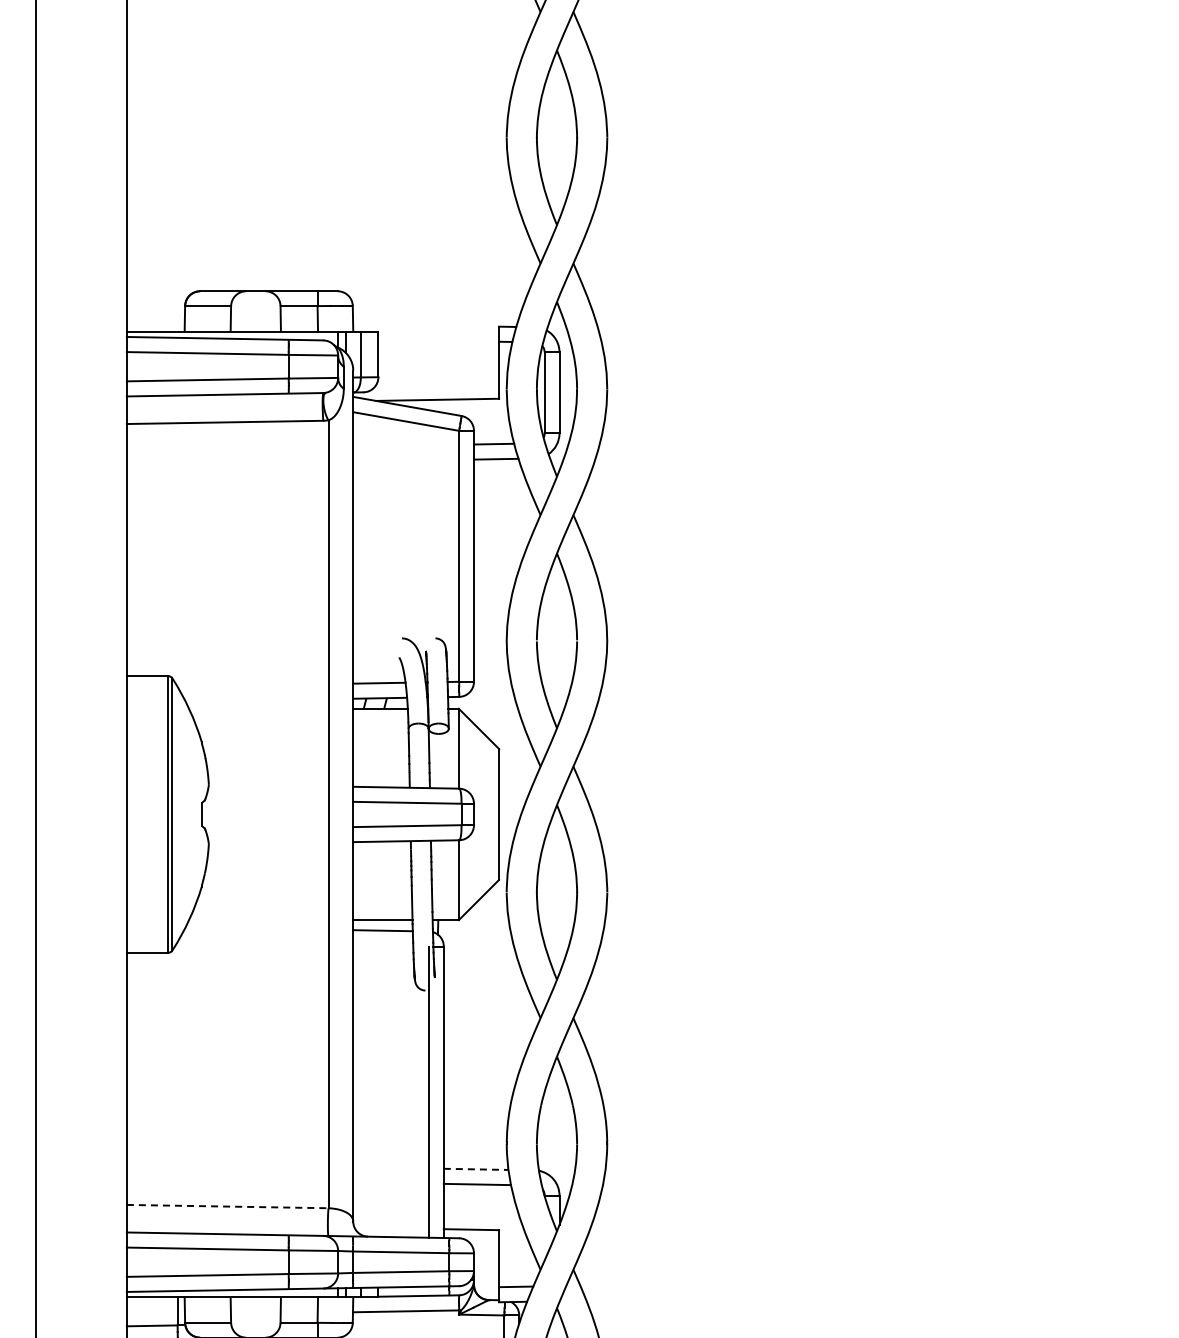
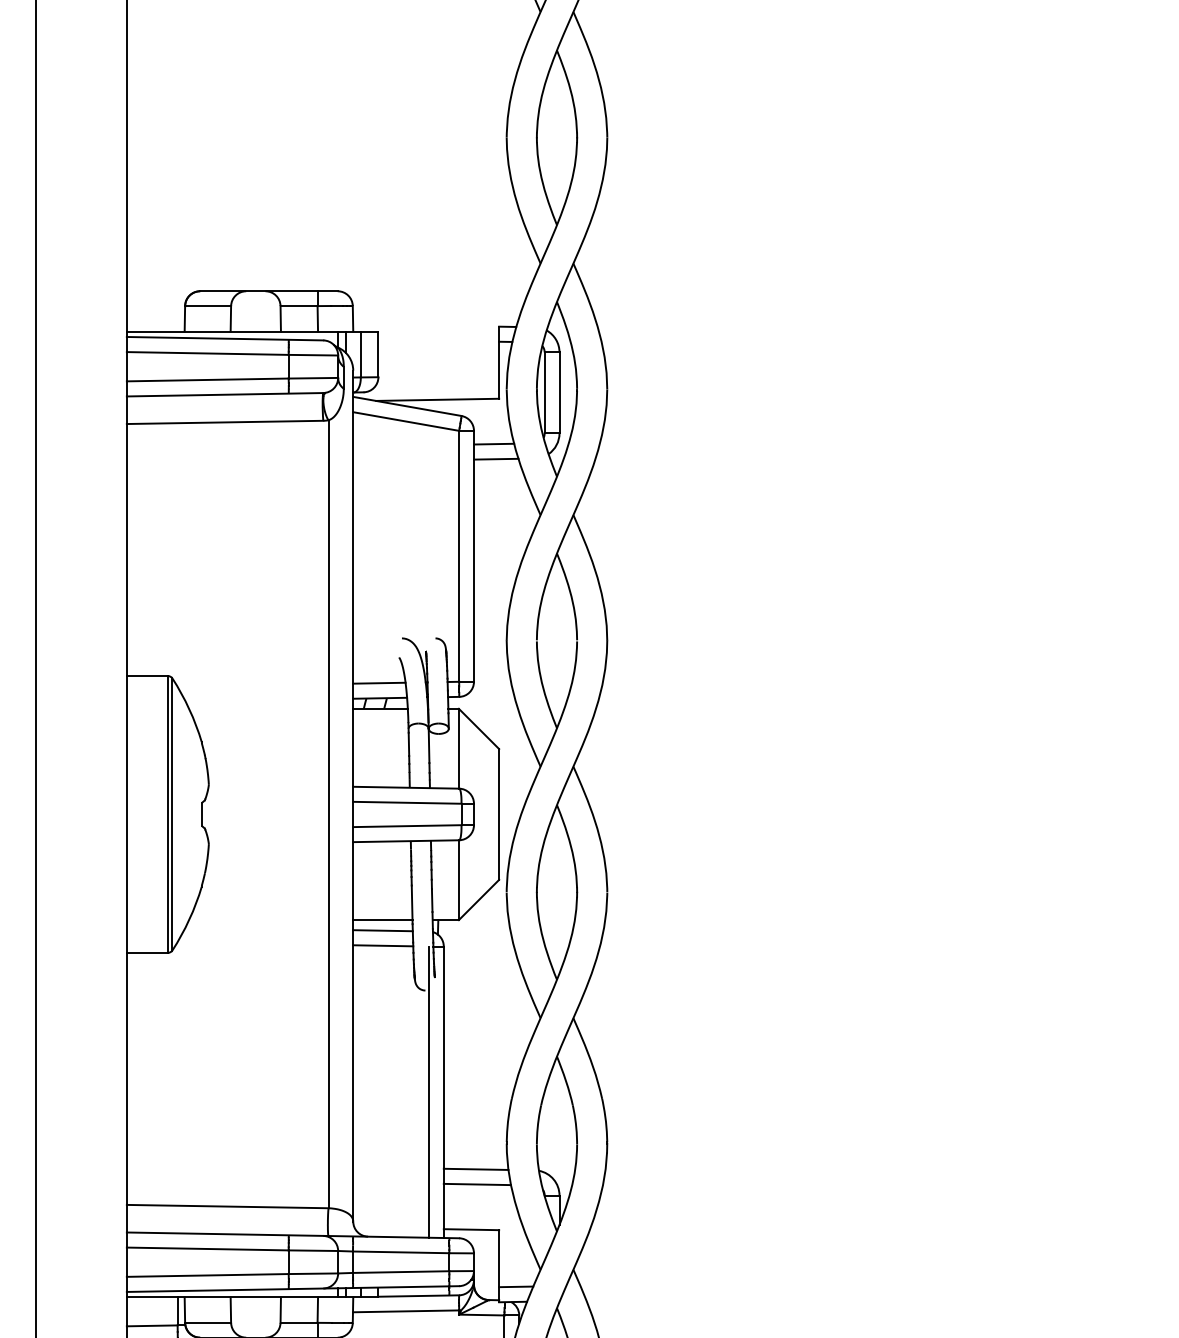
line: none -> present (383, 945)
line: dashed -> solid (476, 1169)
line: dashed -> solid (227, 1206)
